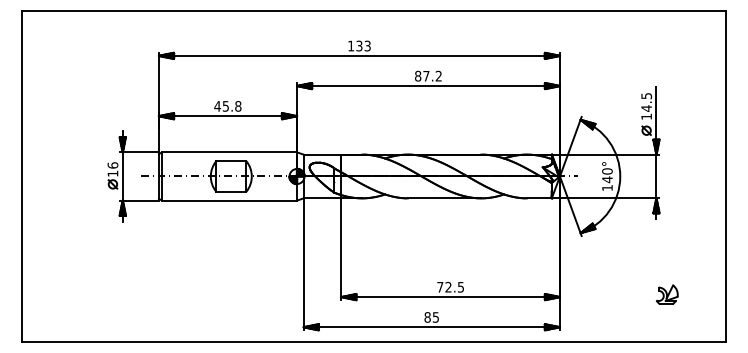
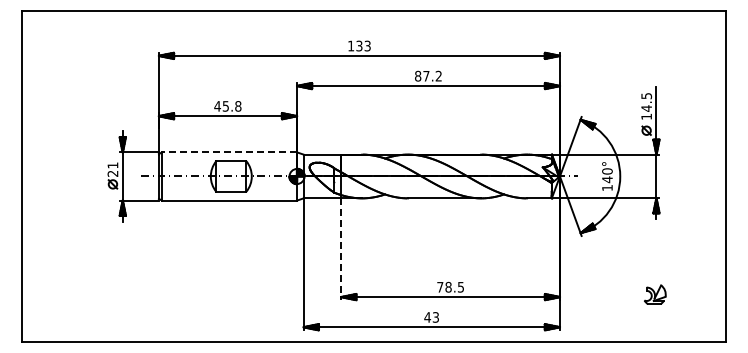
line: solid -> dashed (229, 152)
text: 16 -> 21 (112, 169)
line: solid -> dashed (341, 249)
text: 72.5 -> 78.5 (448, 287)
part position: (667, 294) -> (655, 294) (655, 294)
text: 85 -> 43 (431, 317)
